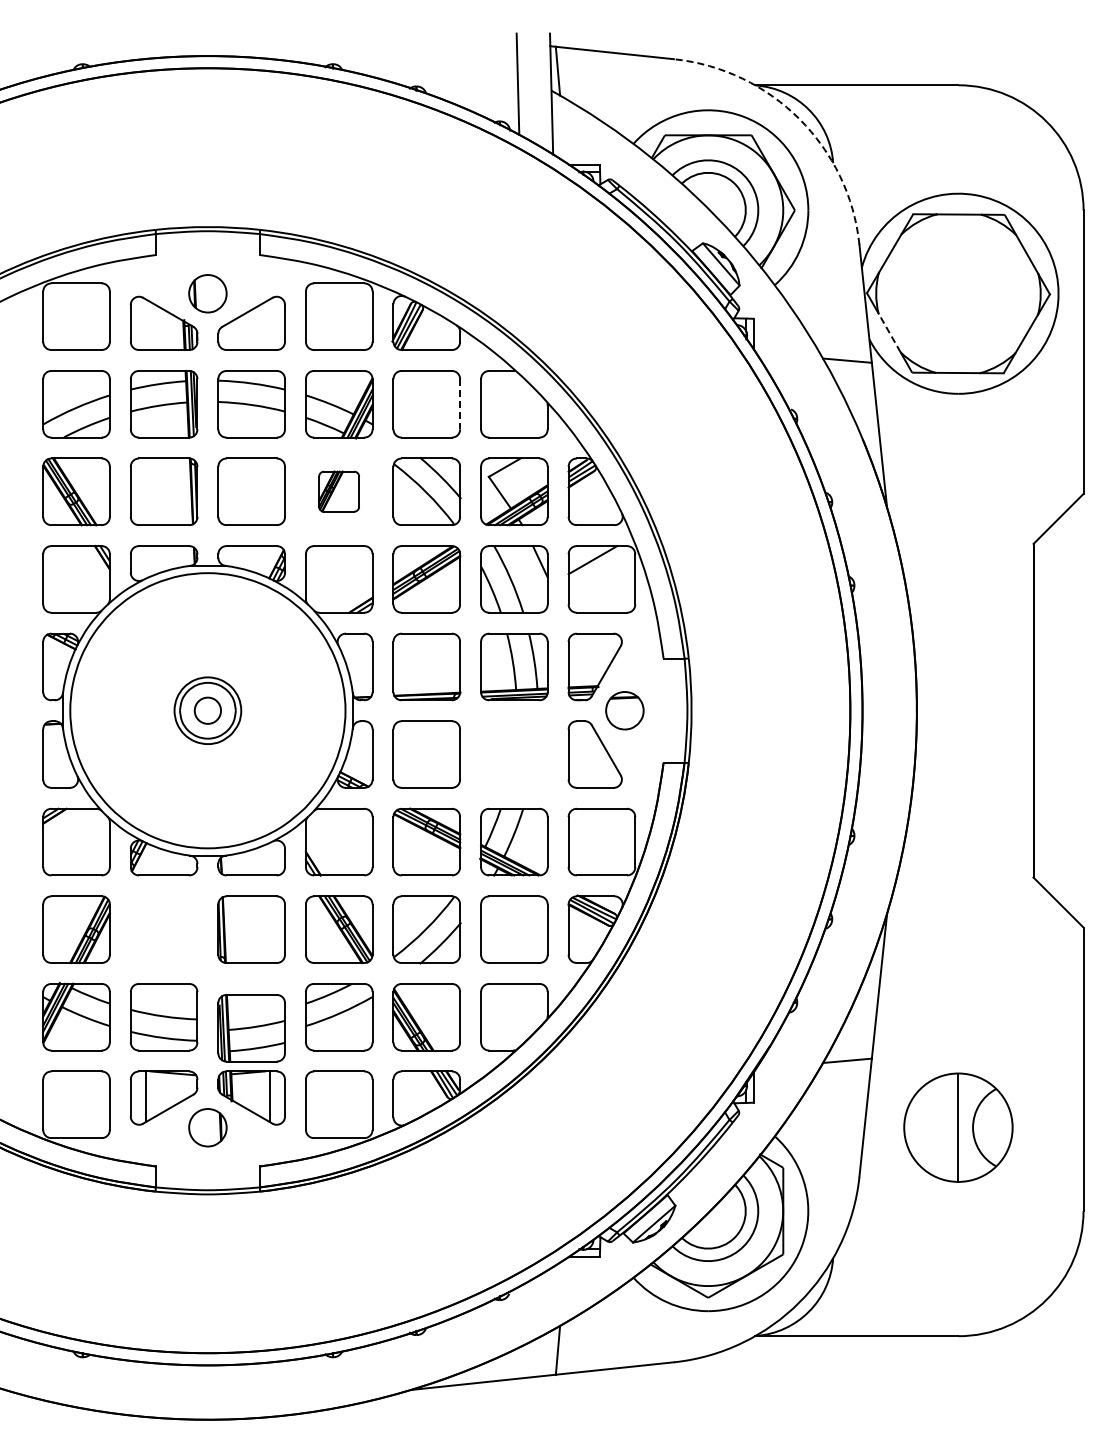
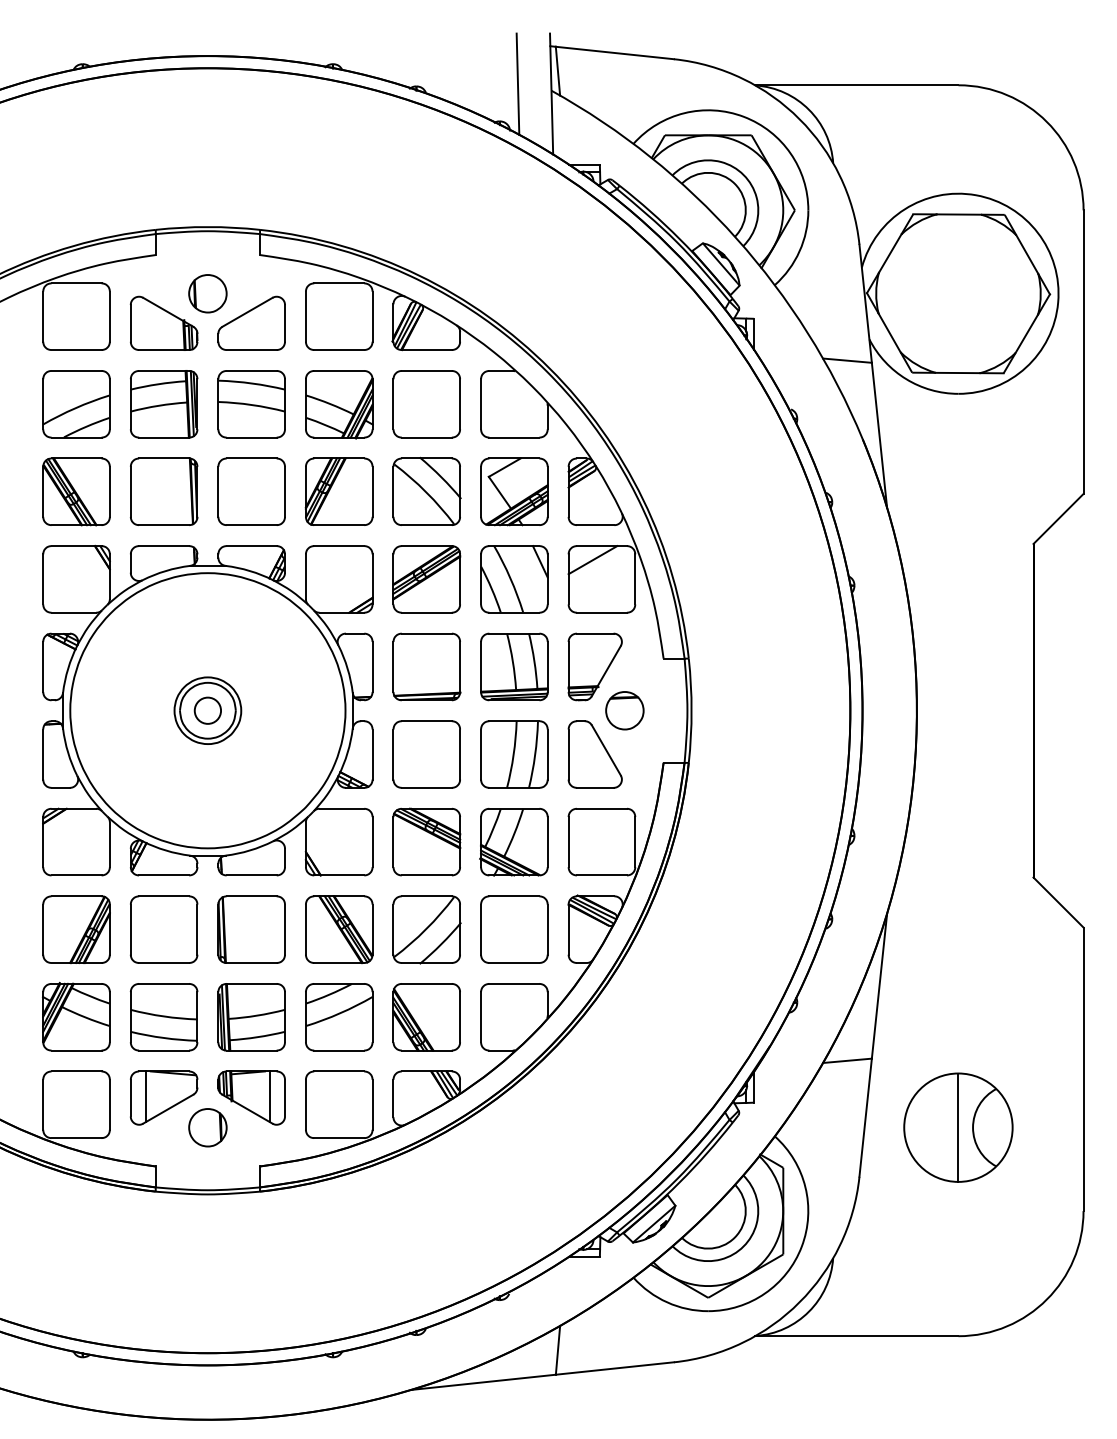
arc: dashed -> solid (799, 119)
line: dashed -> solid (889, 332)
line: dashed -> solid (460, 404)
part size: 42x43 px -> 70x69 px (338, 491)
part: none -> present (514, 754)
part: none -> present (163, 929)
part position: (251, 1028) -> (251, 1017) (251, 1017)
